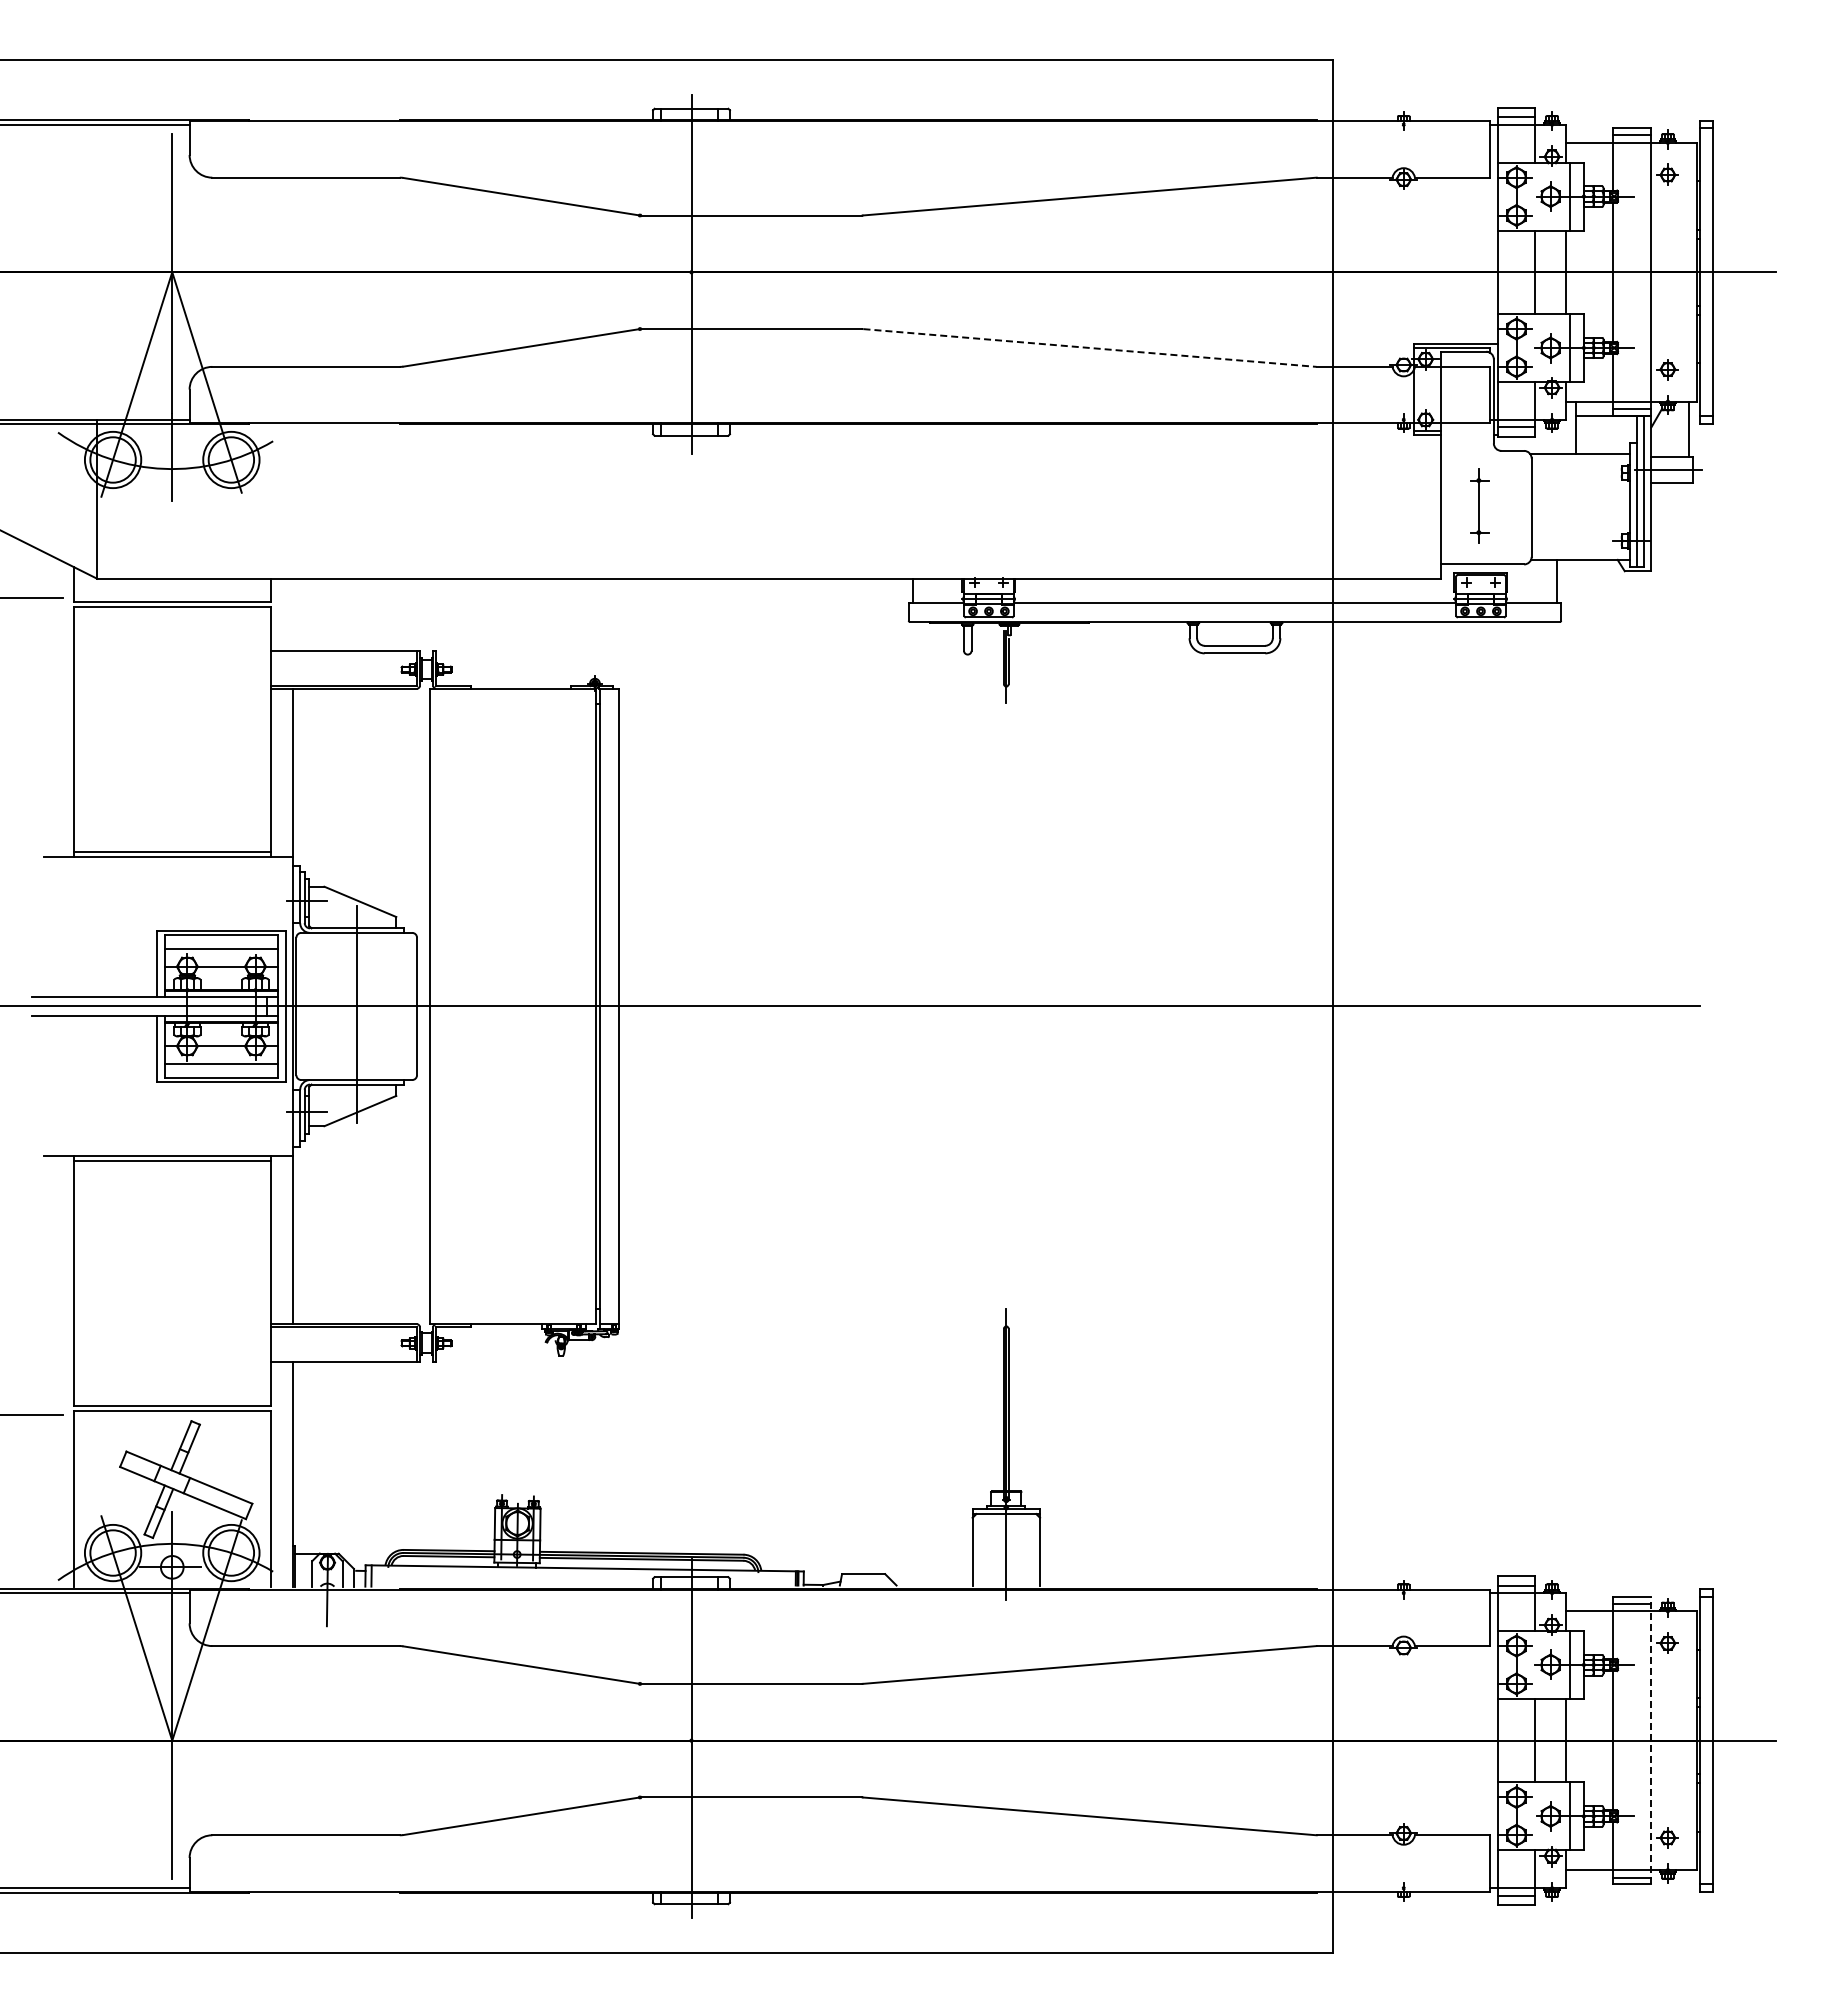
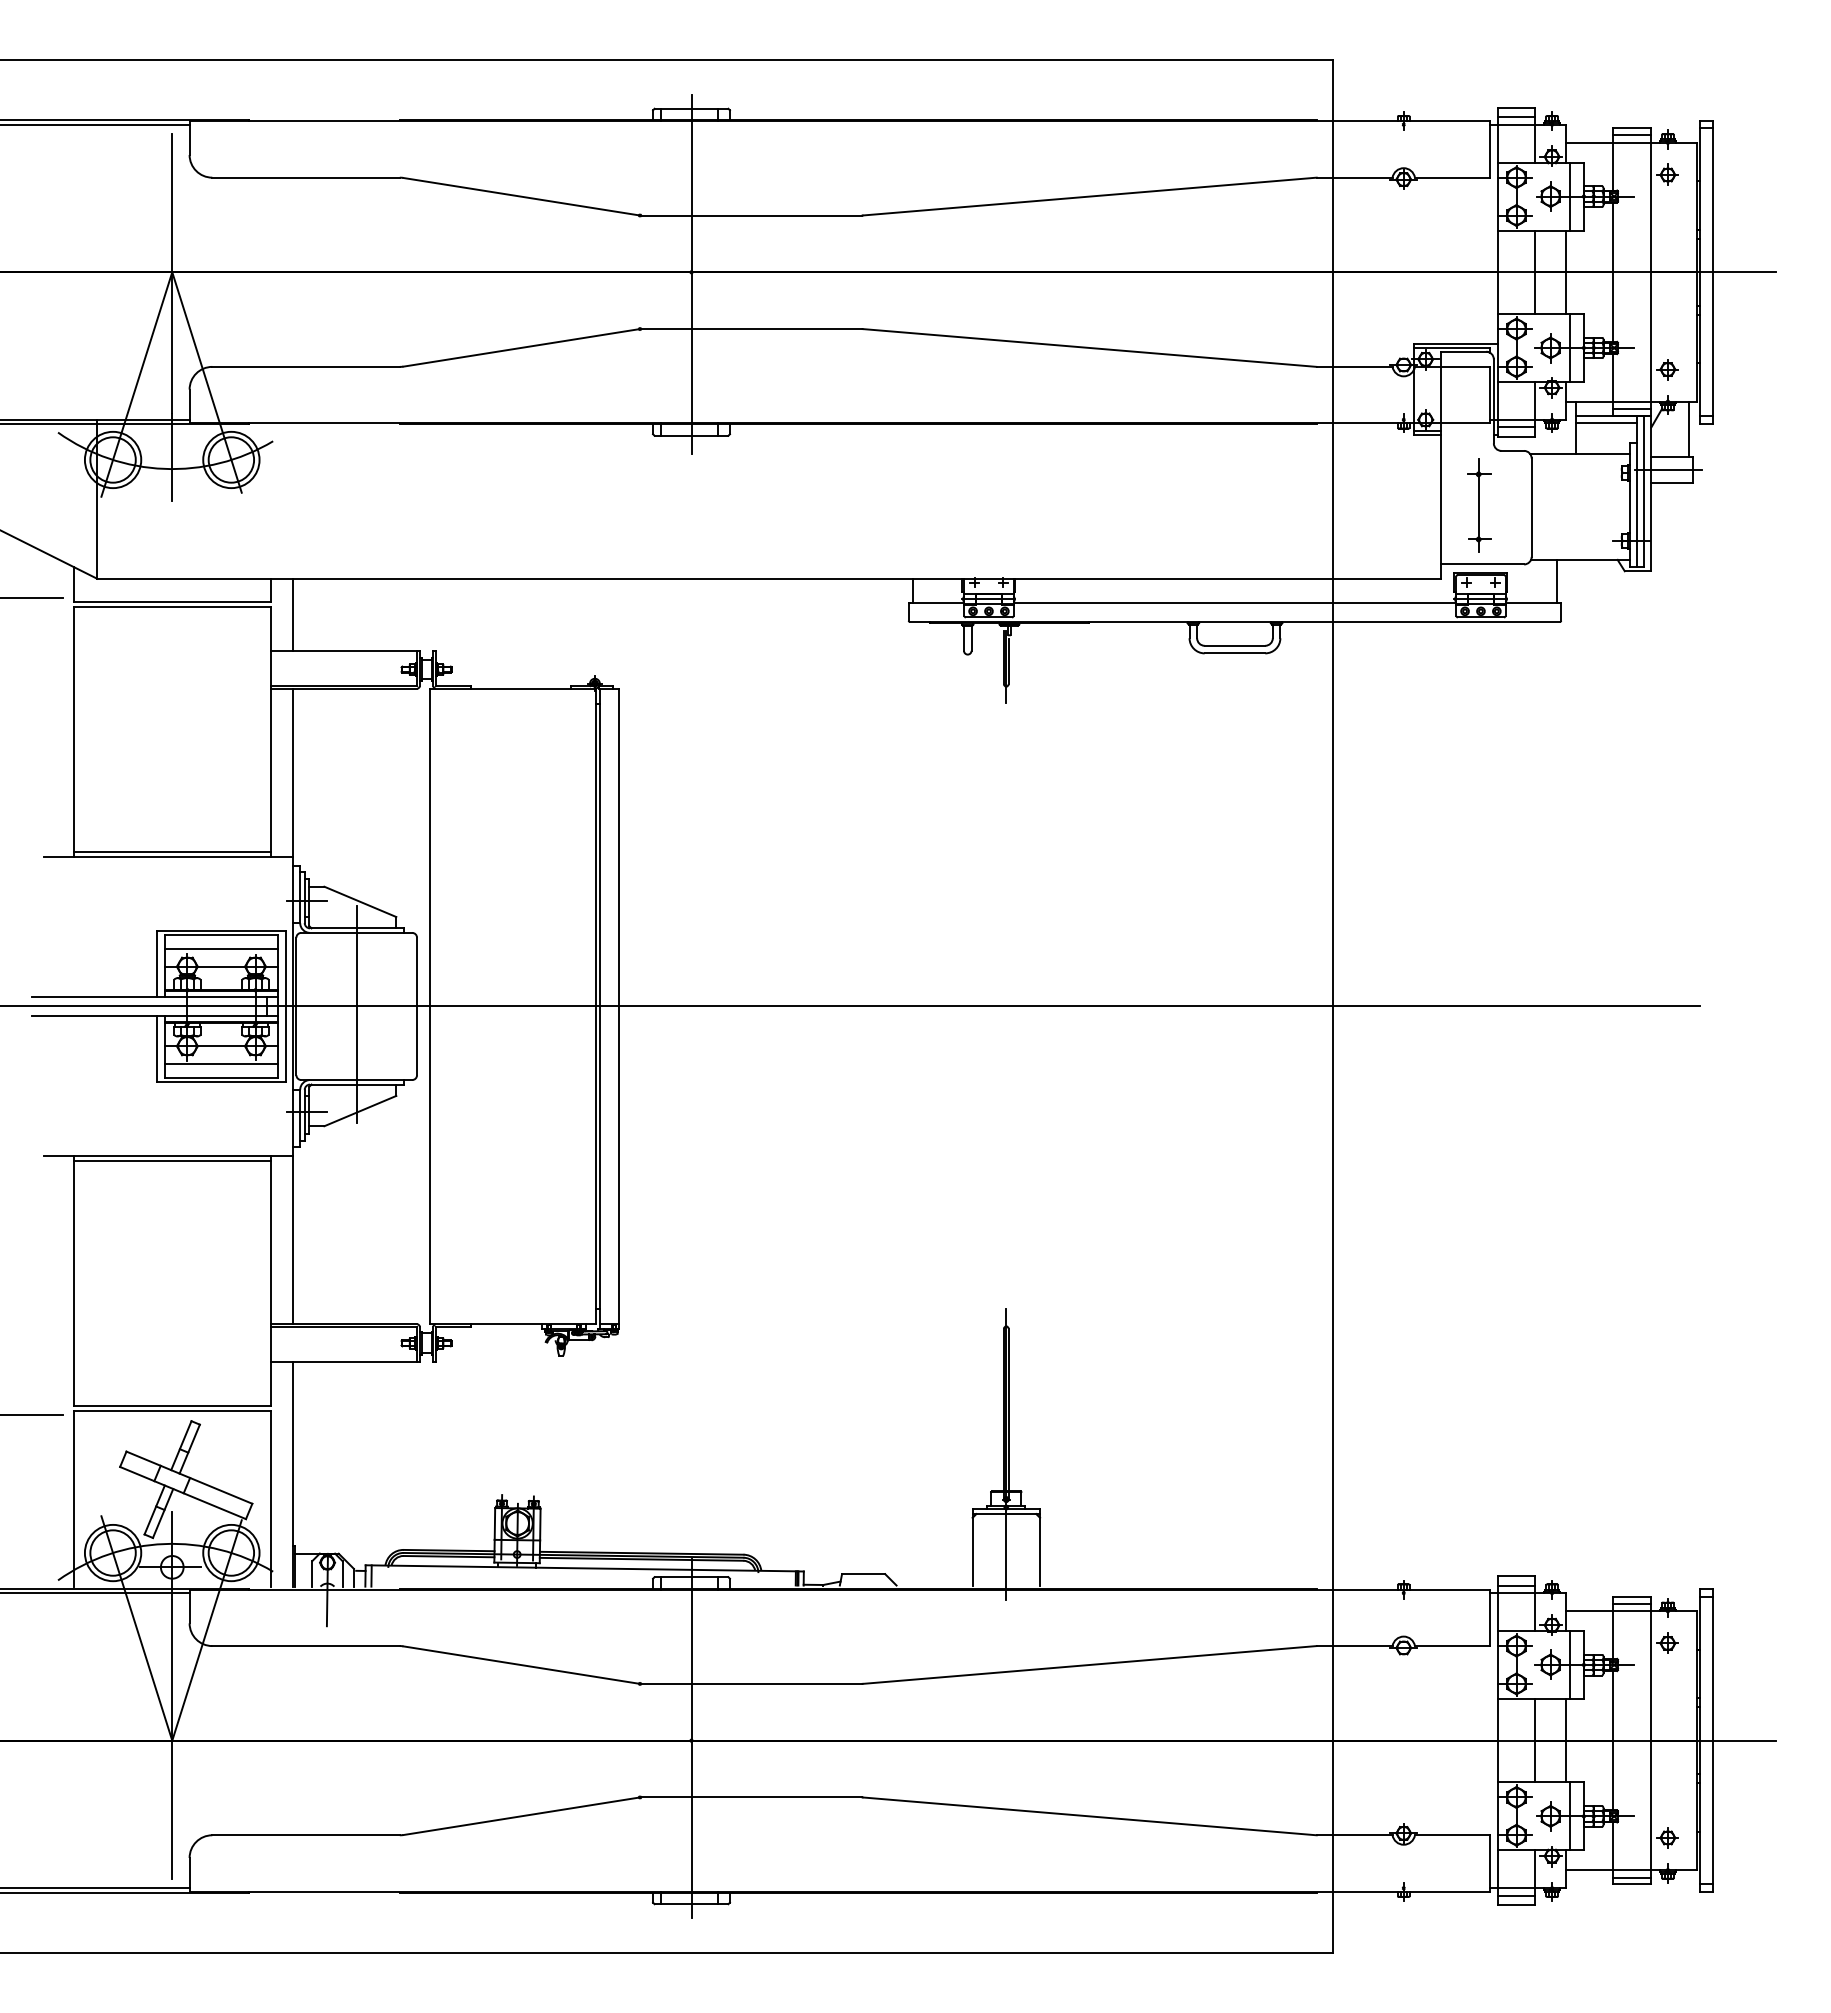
line: dashed -> solid (1090, 348)
line: none -> present (1605, 422)
part size: 20x76 px -> 25x95 px (1479, 505)
line: none -> present (293, 614)
line: dashed -> solid (1651, 1740)
